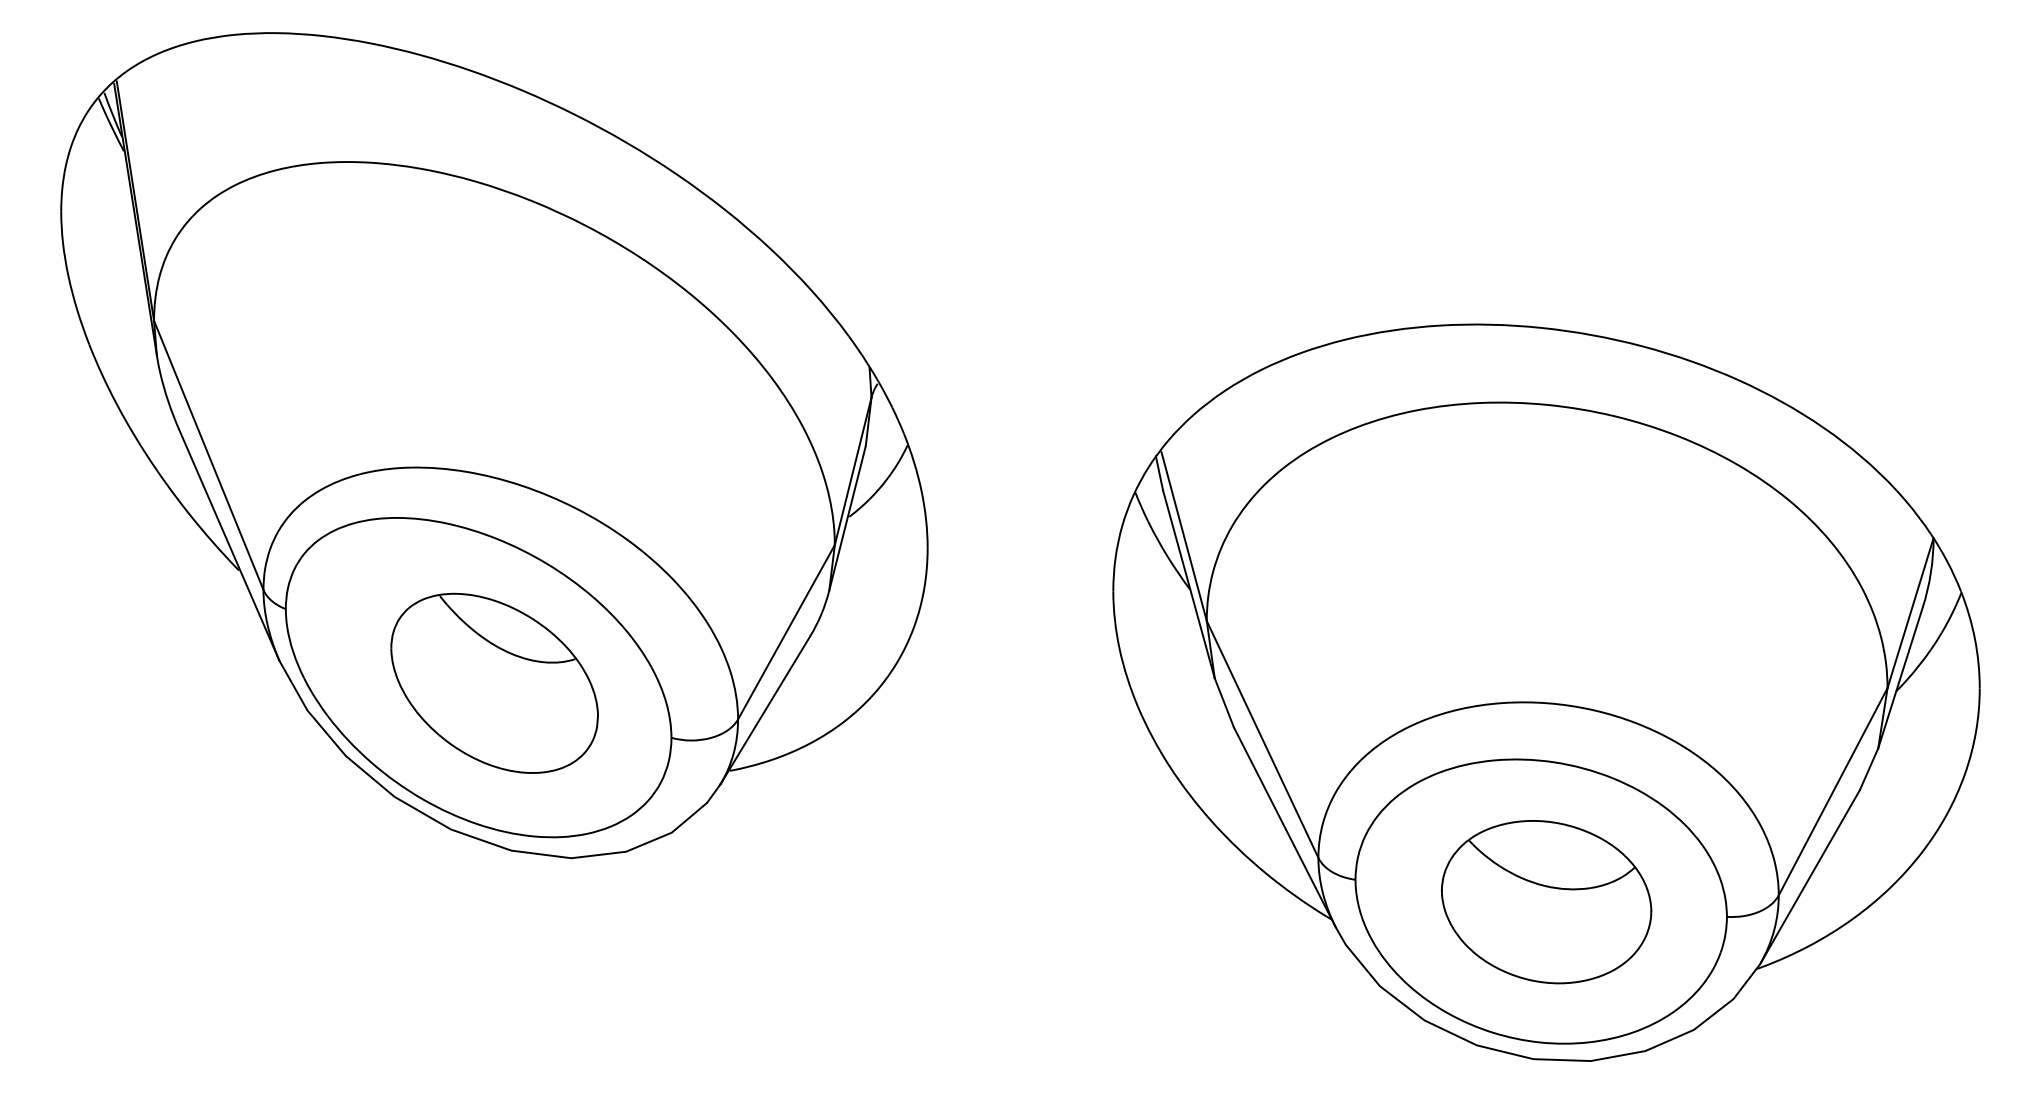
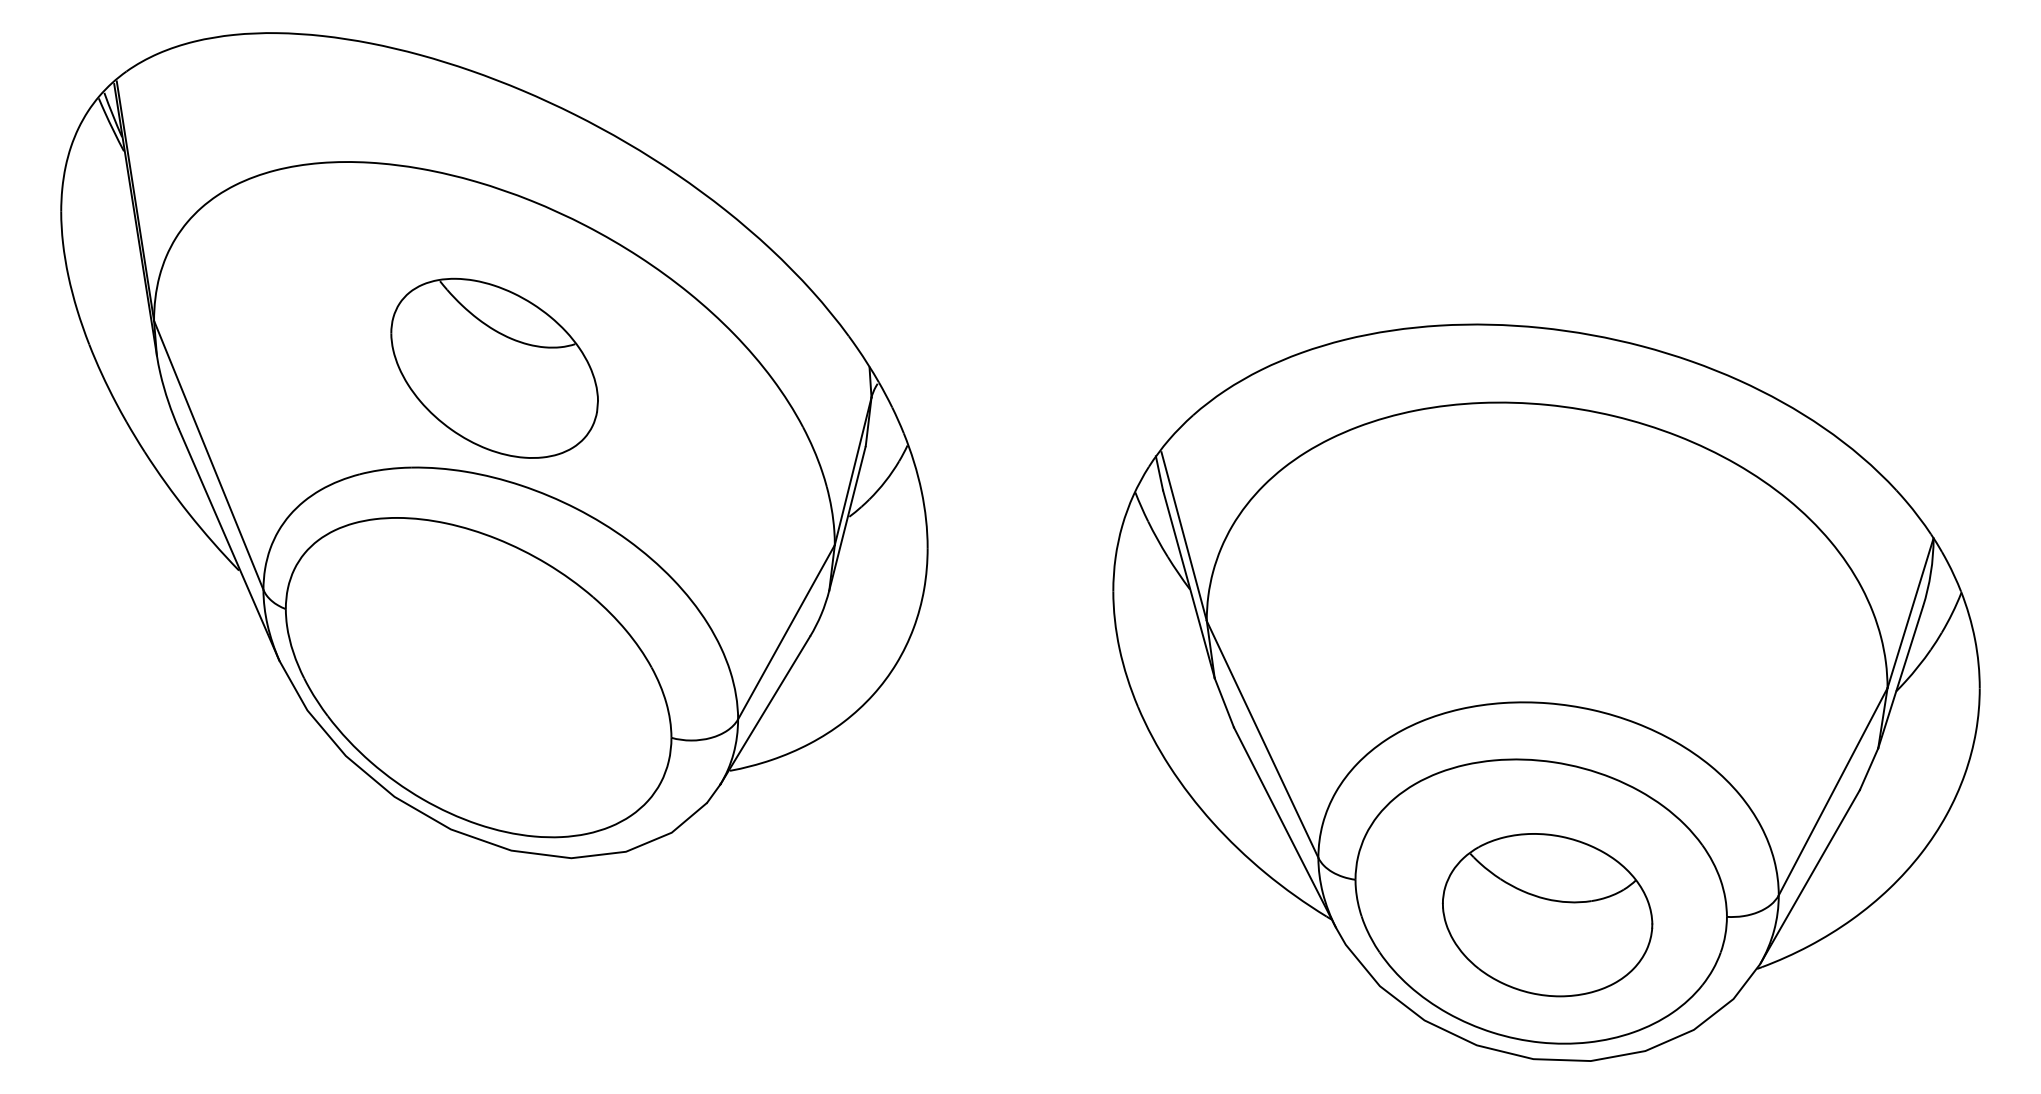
part position: (494, 682) -> (494, 367) (494, 367)
part position: (1546, 902) -> (1547, 915) (1547, 915)
